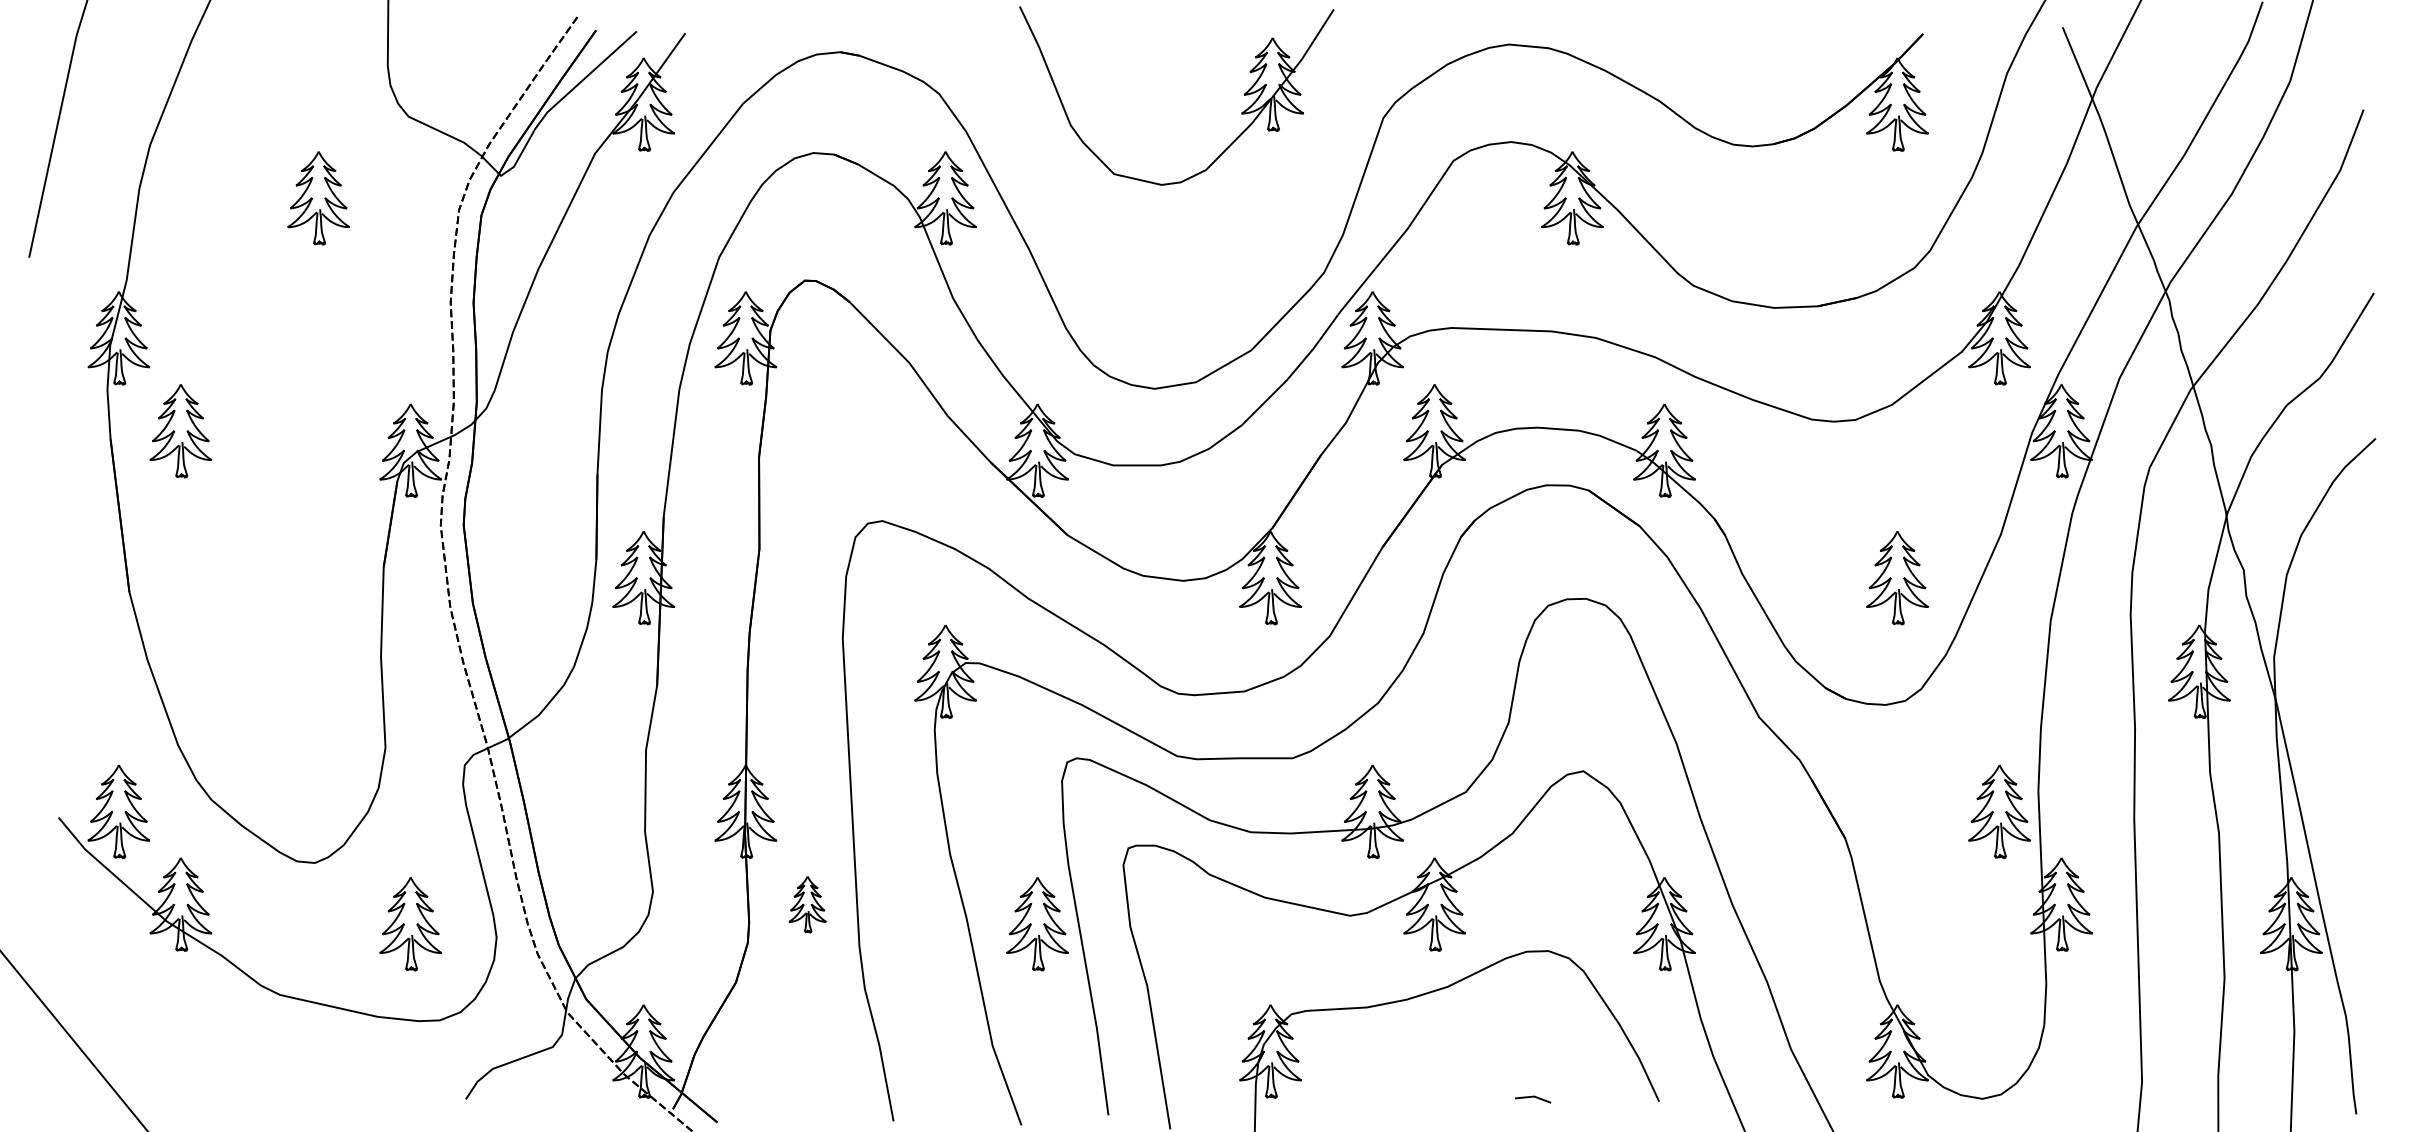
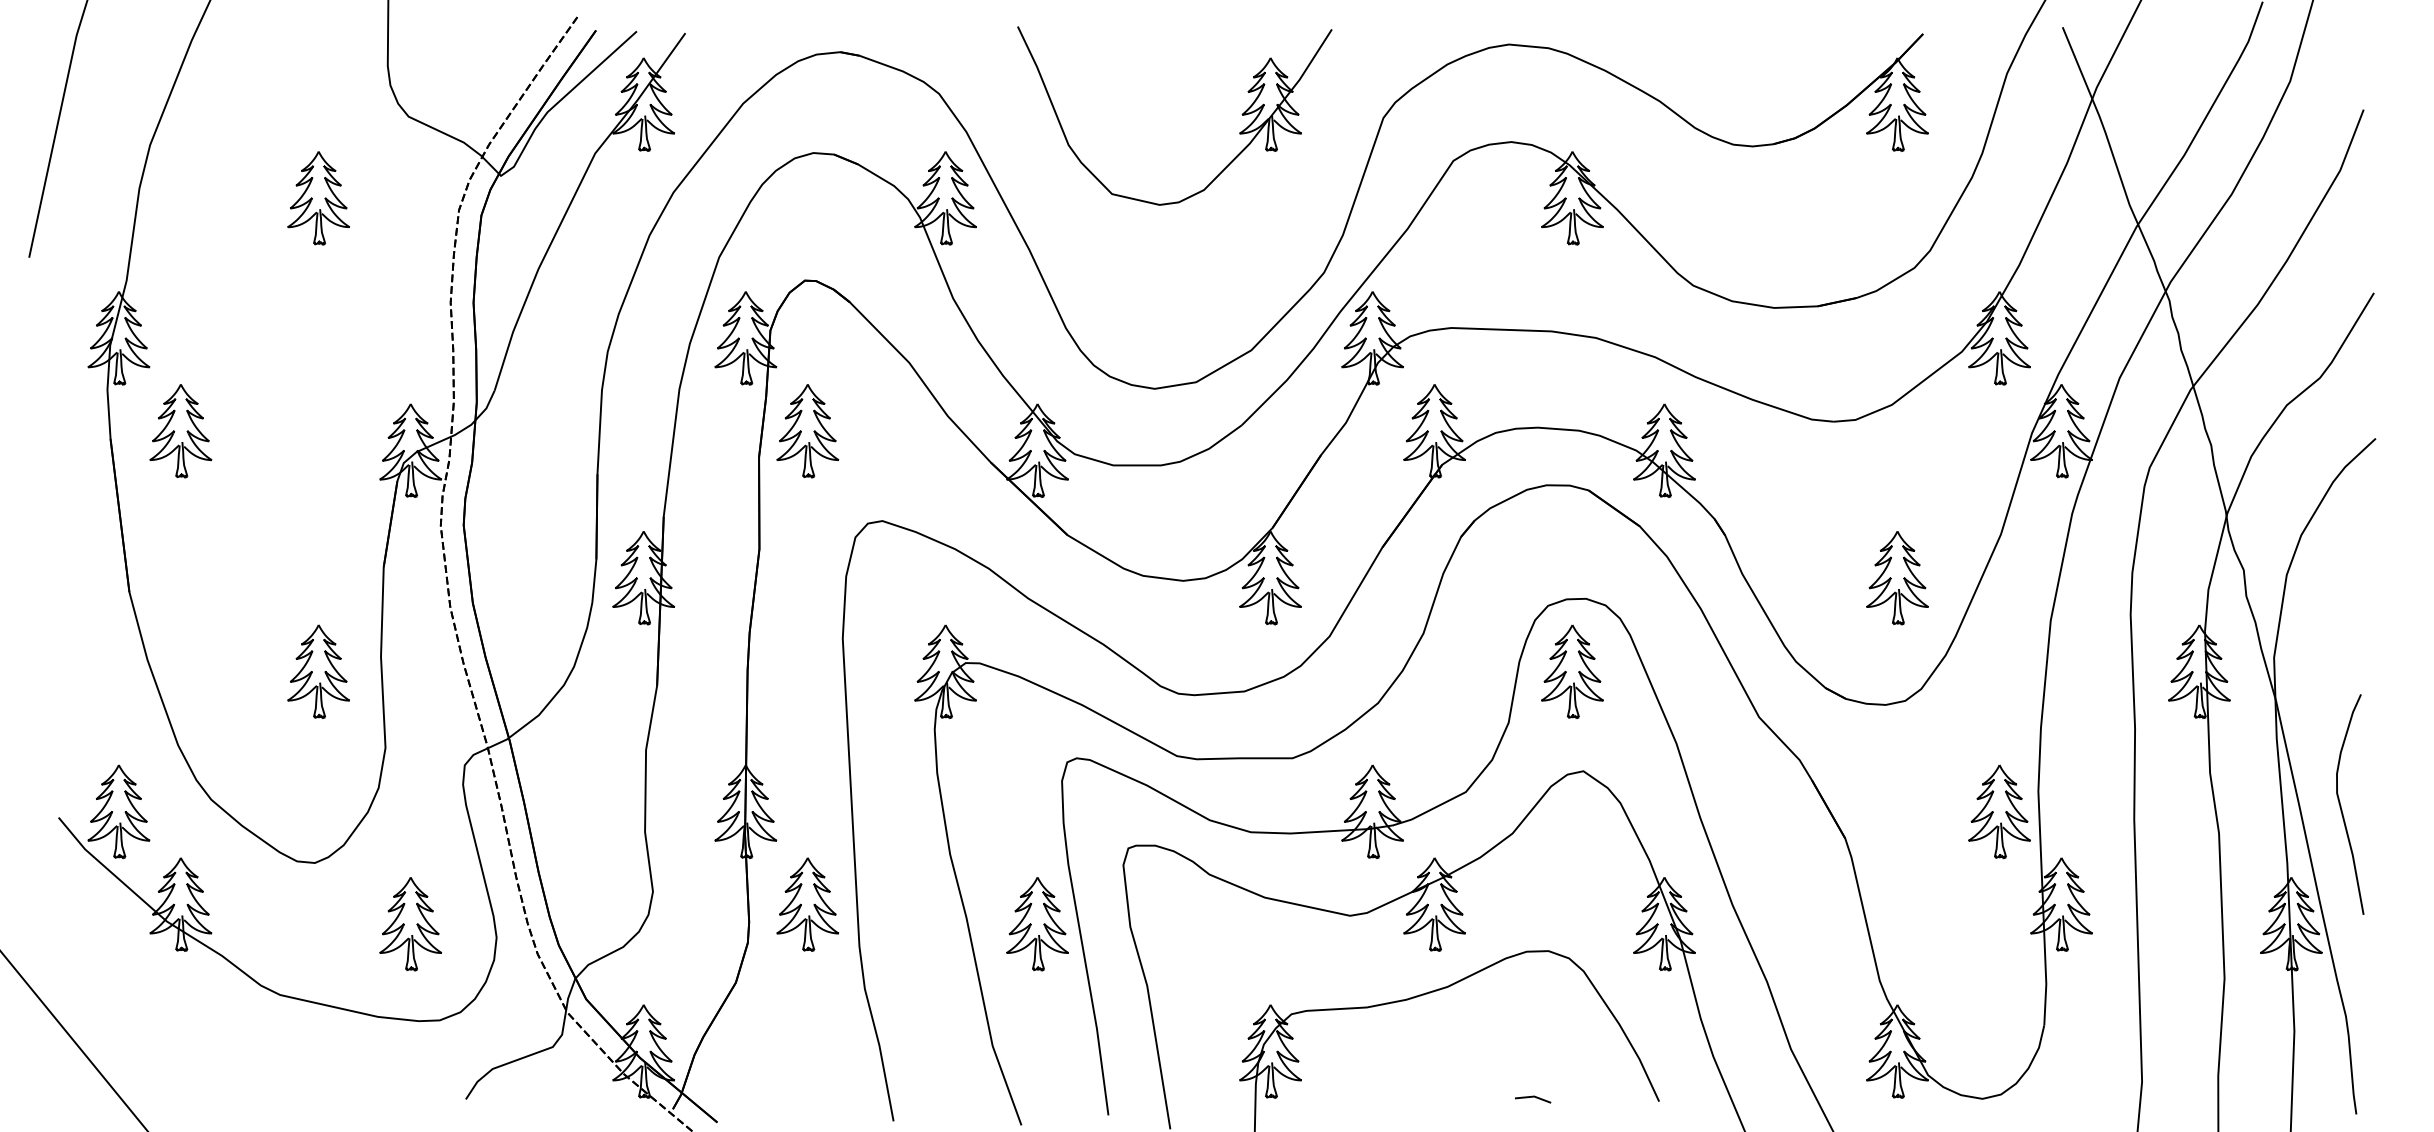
part position: (1243, 94) -> (1241, 114) (1241, 114)
part: none -> present (807, 431)
part: none -> present (318, 671)
part: none -> present (1572, 671)
curve: none -> present (2341, 805)
part size: 39x58 px -> 63x95 px (807, 904)
